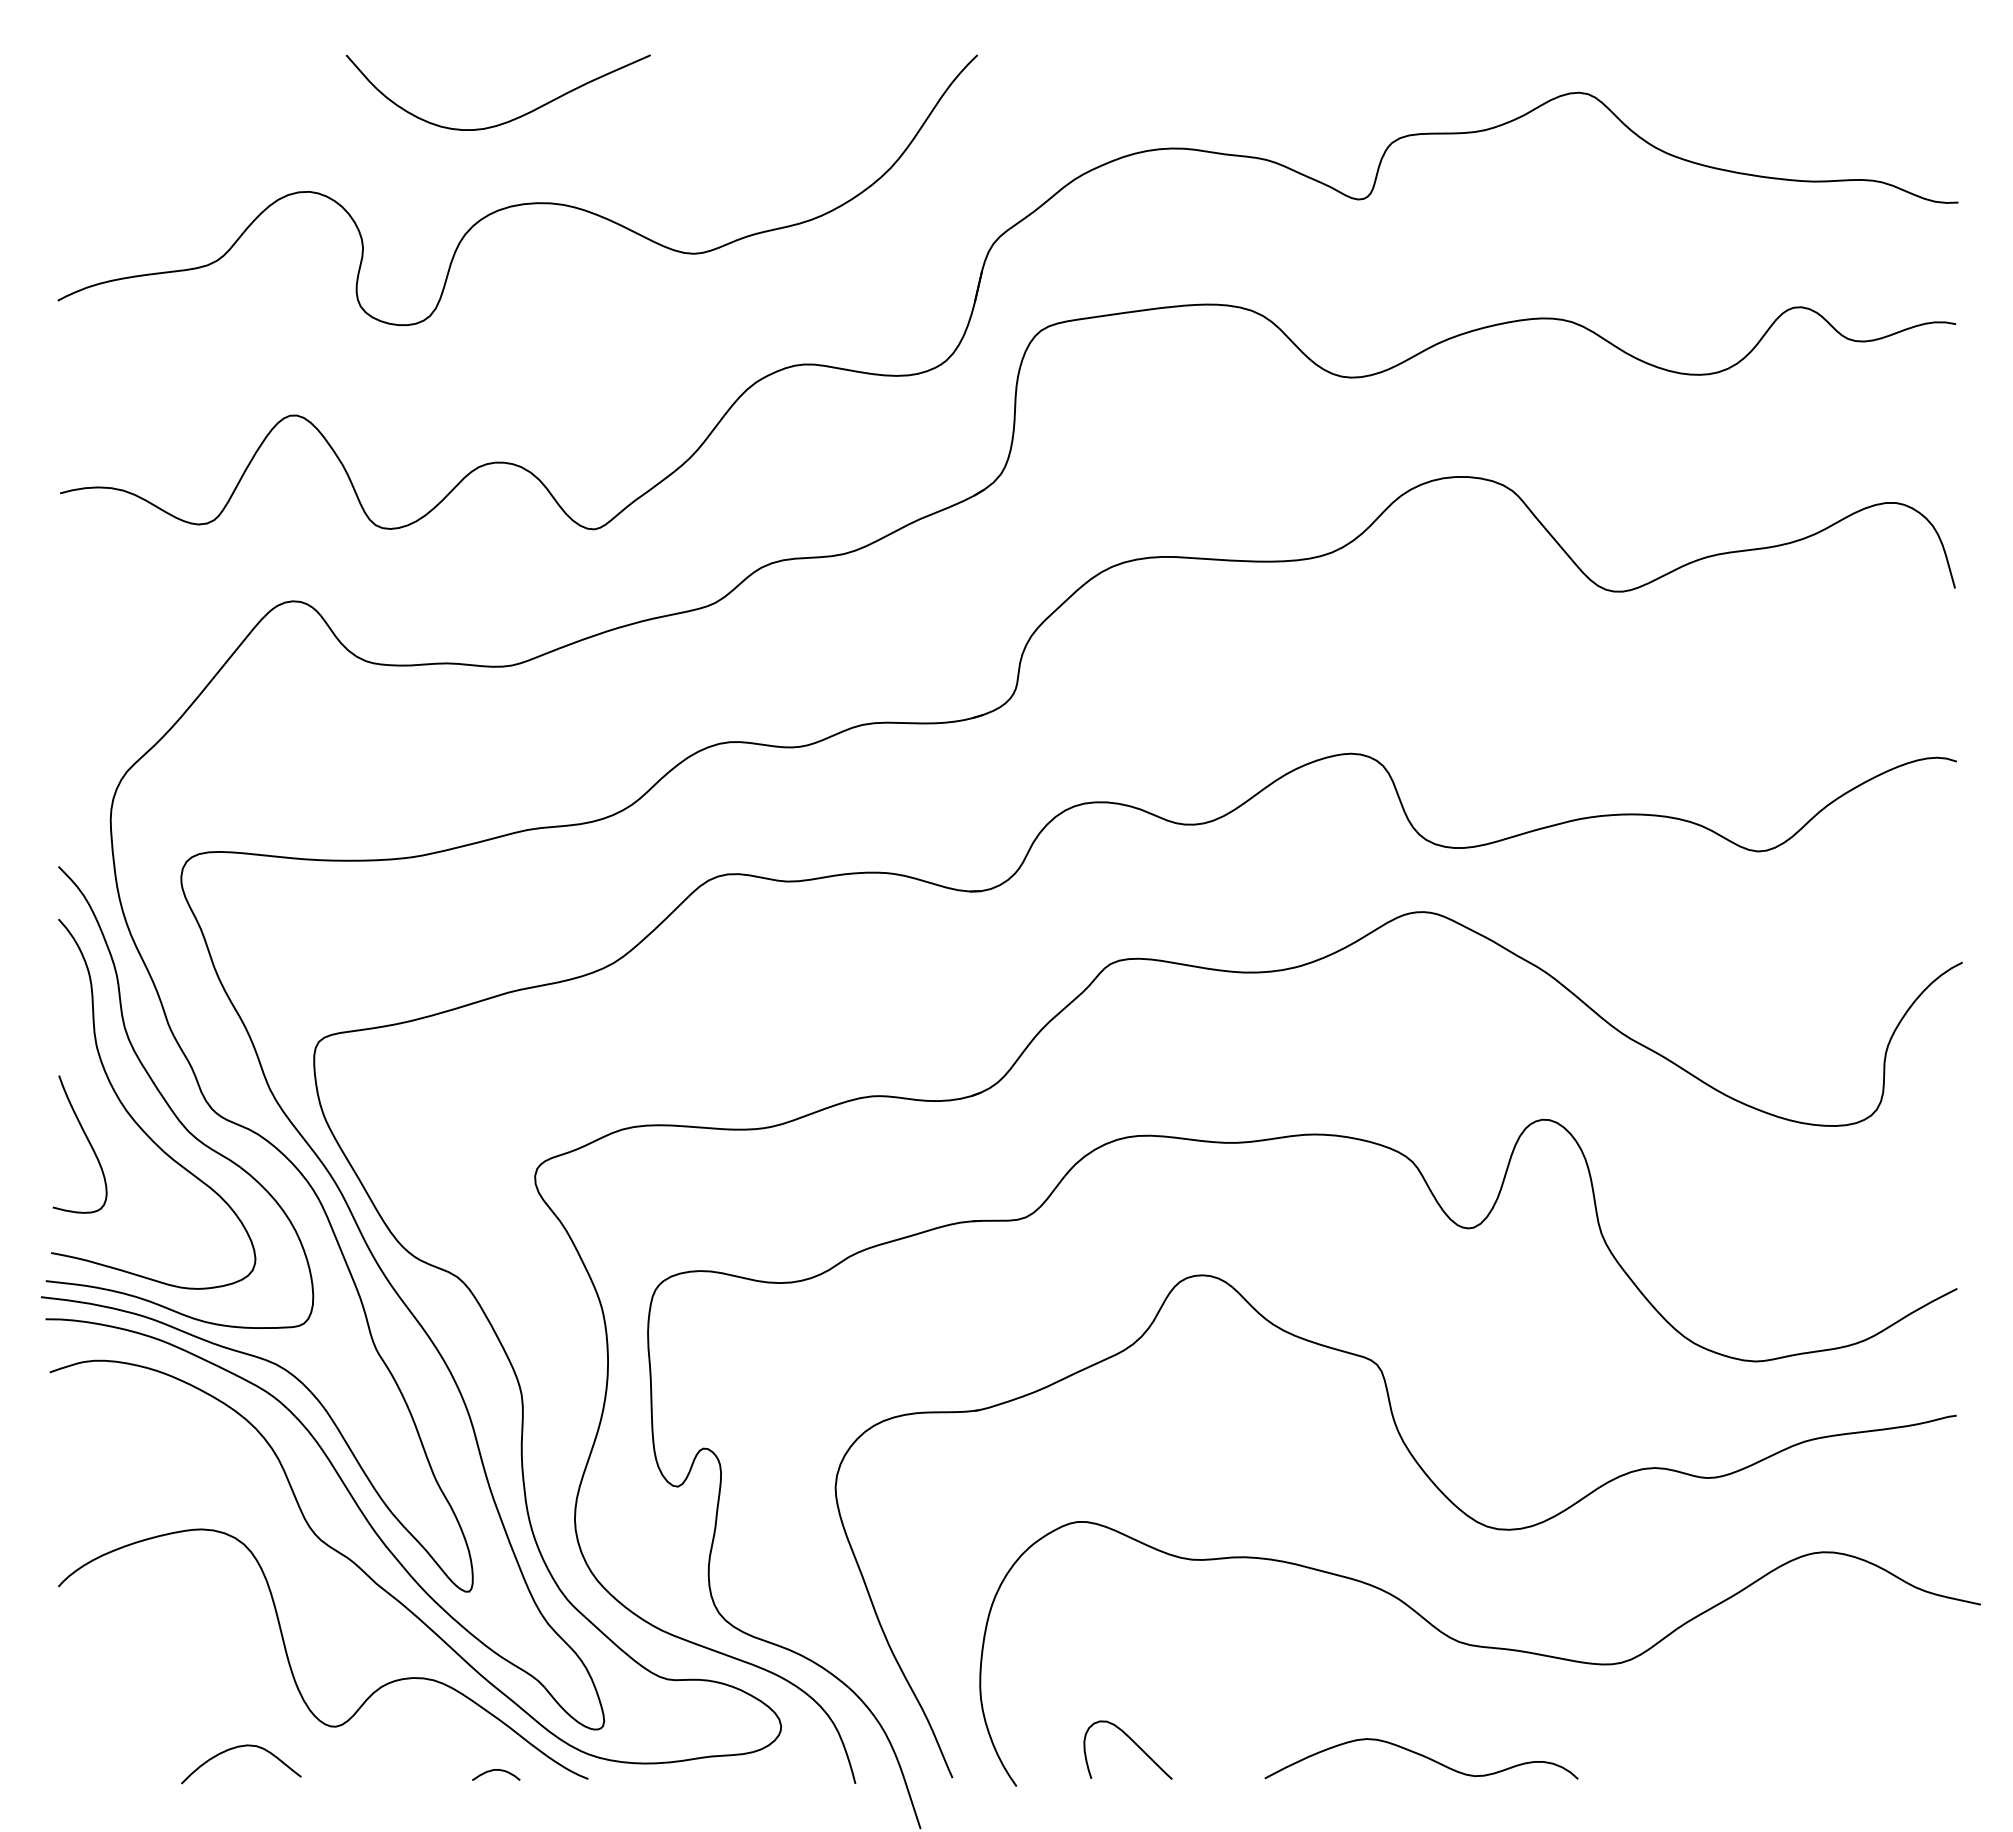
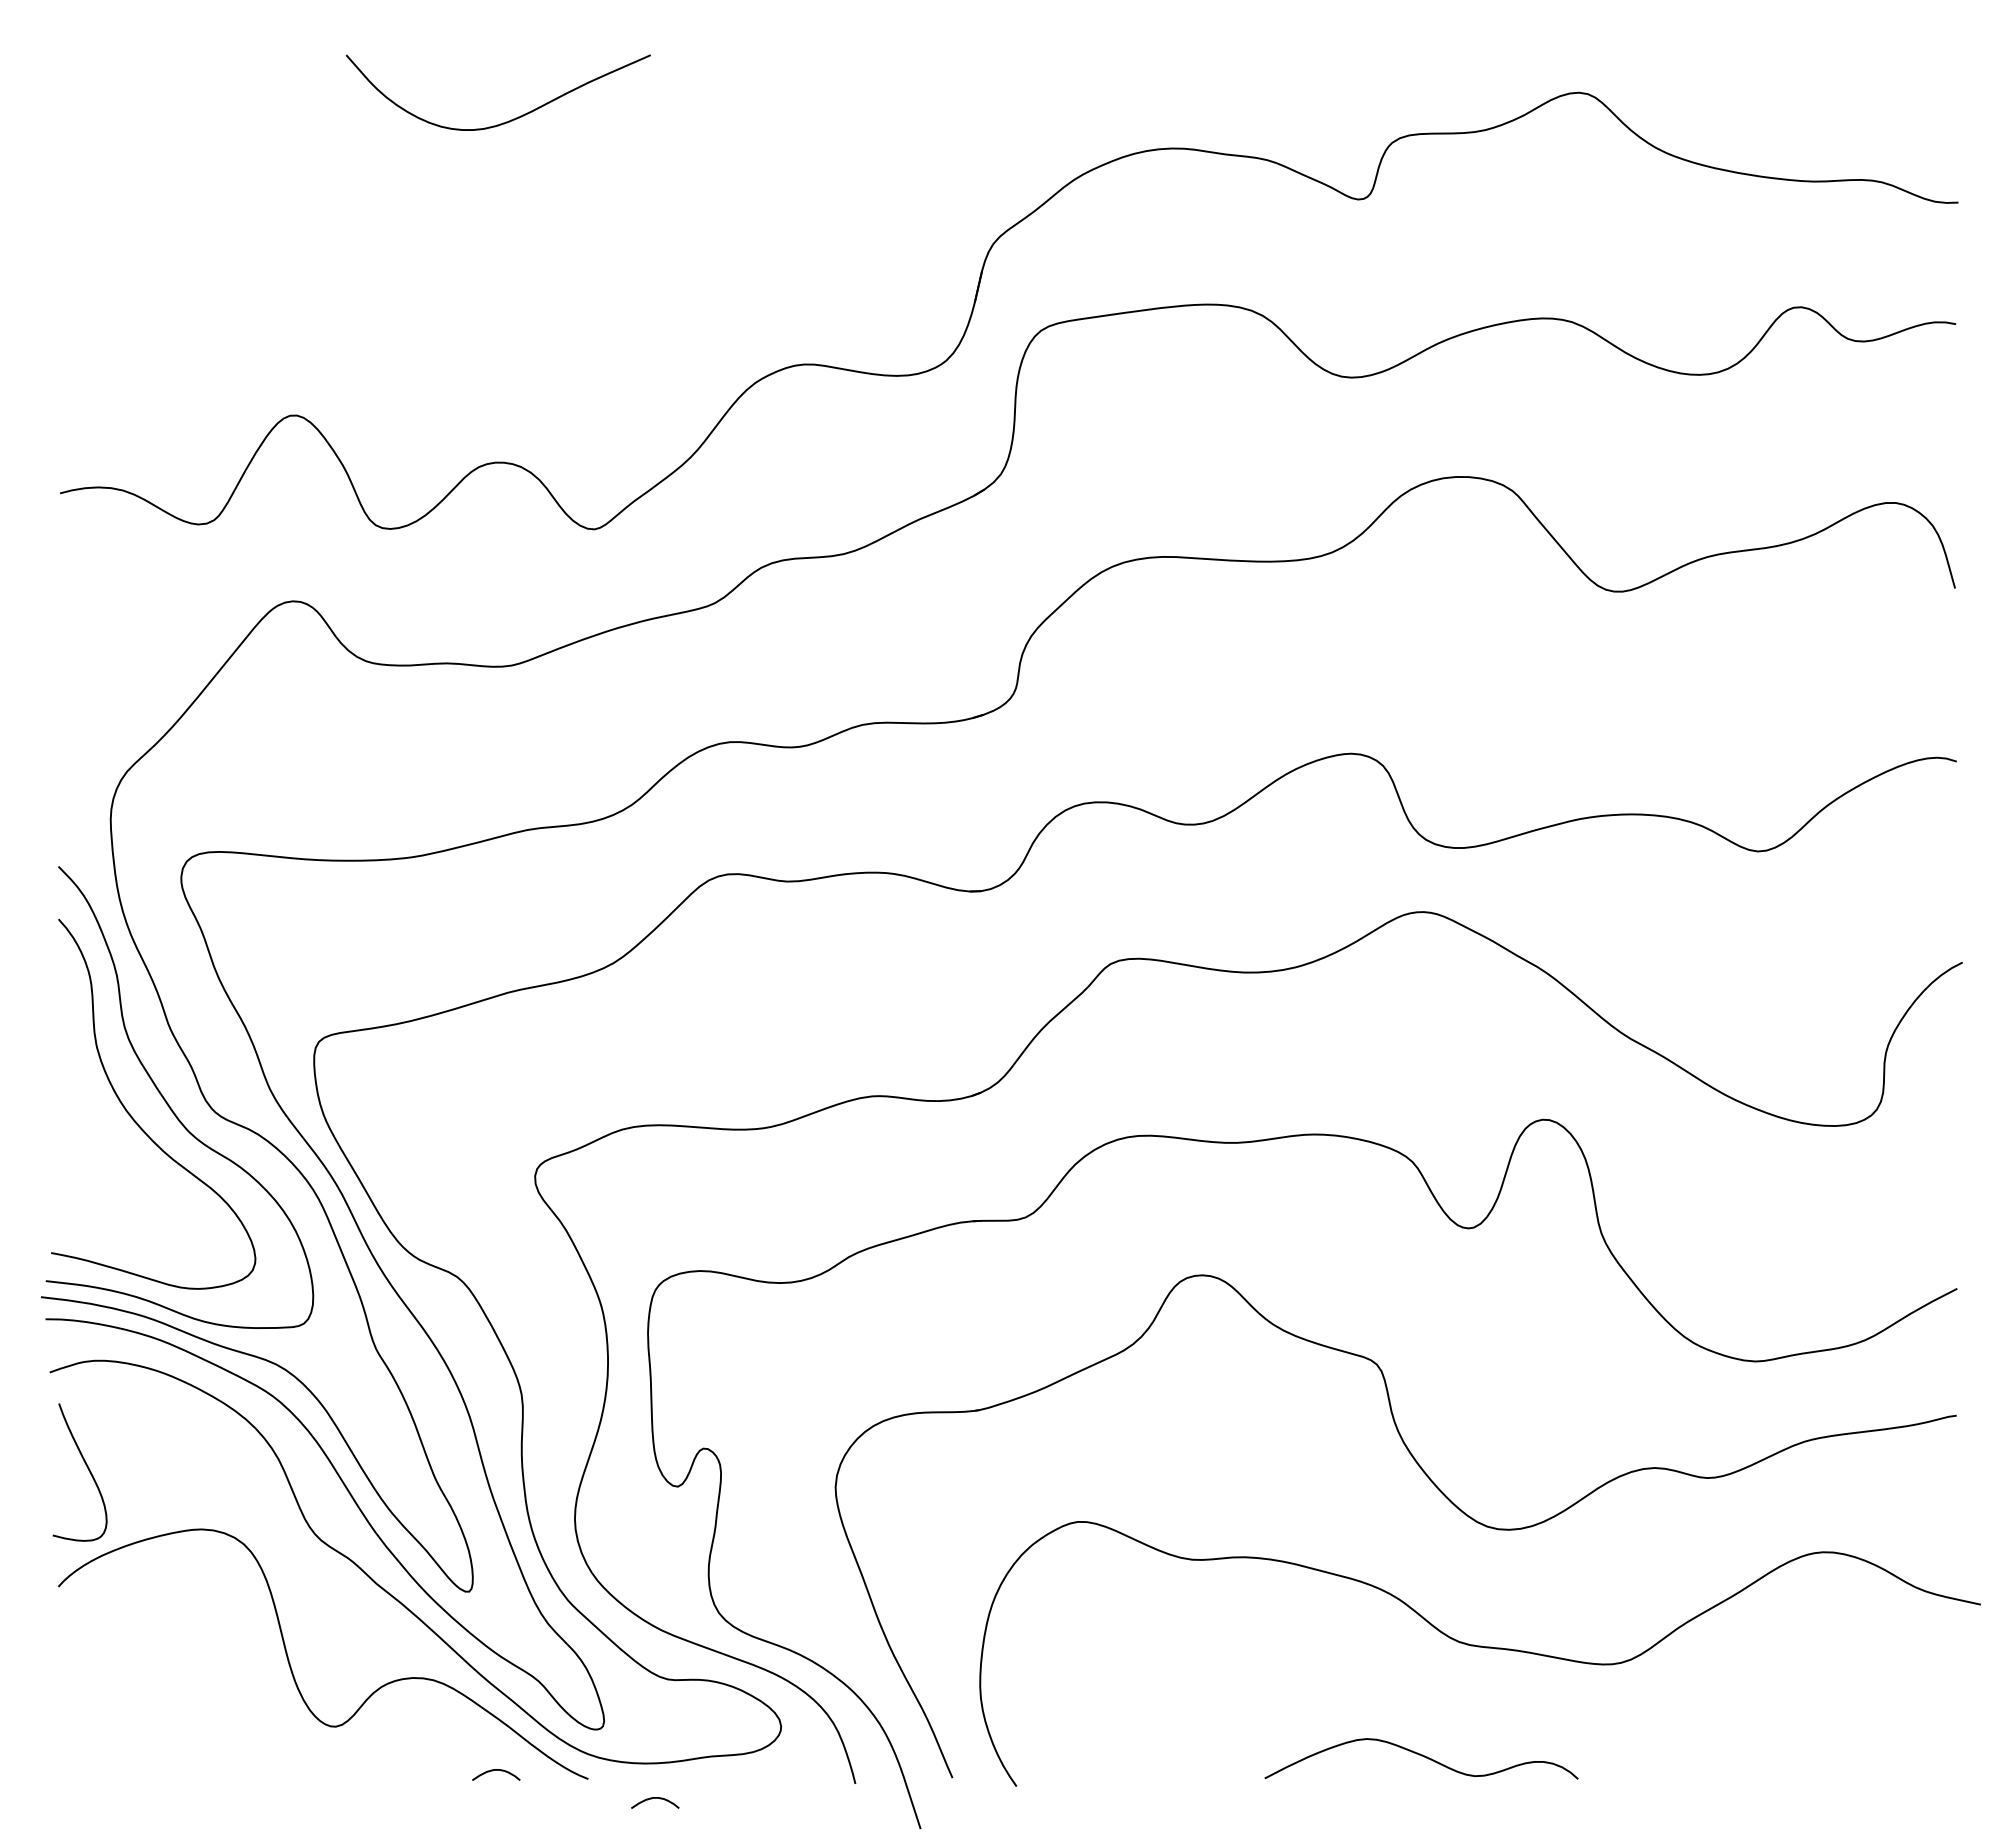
curve: present -> none (520, 203)
curve position: (87, 1140) -> (87, 1468) (87, 1468)
curve: present -> none (1133, 1742)
curve: present -> none (236, 1748)
curve: none -> present (655, 1798)
